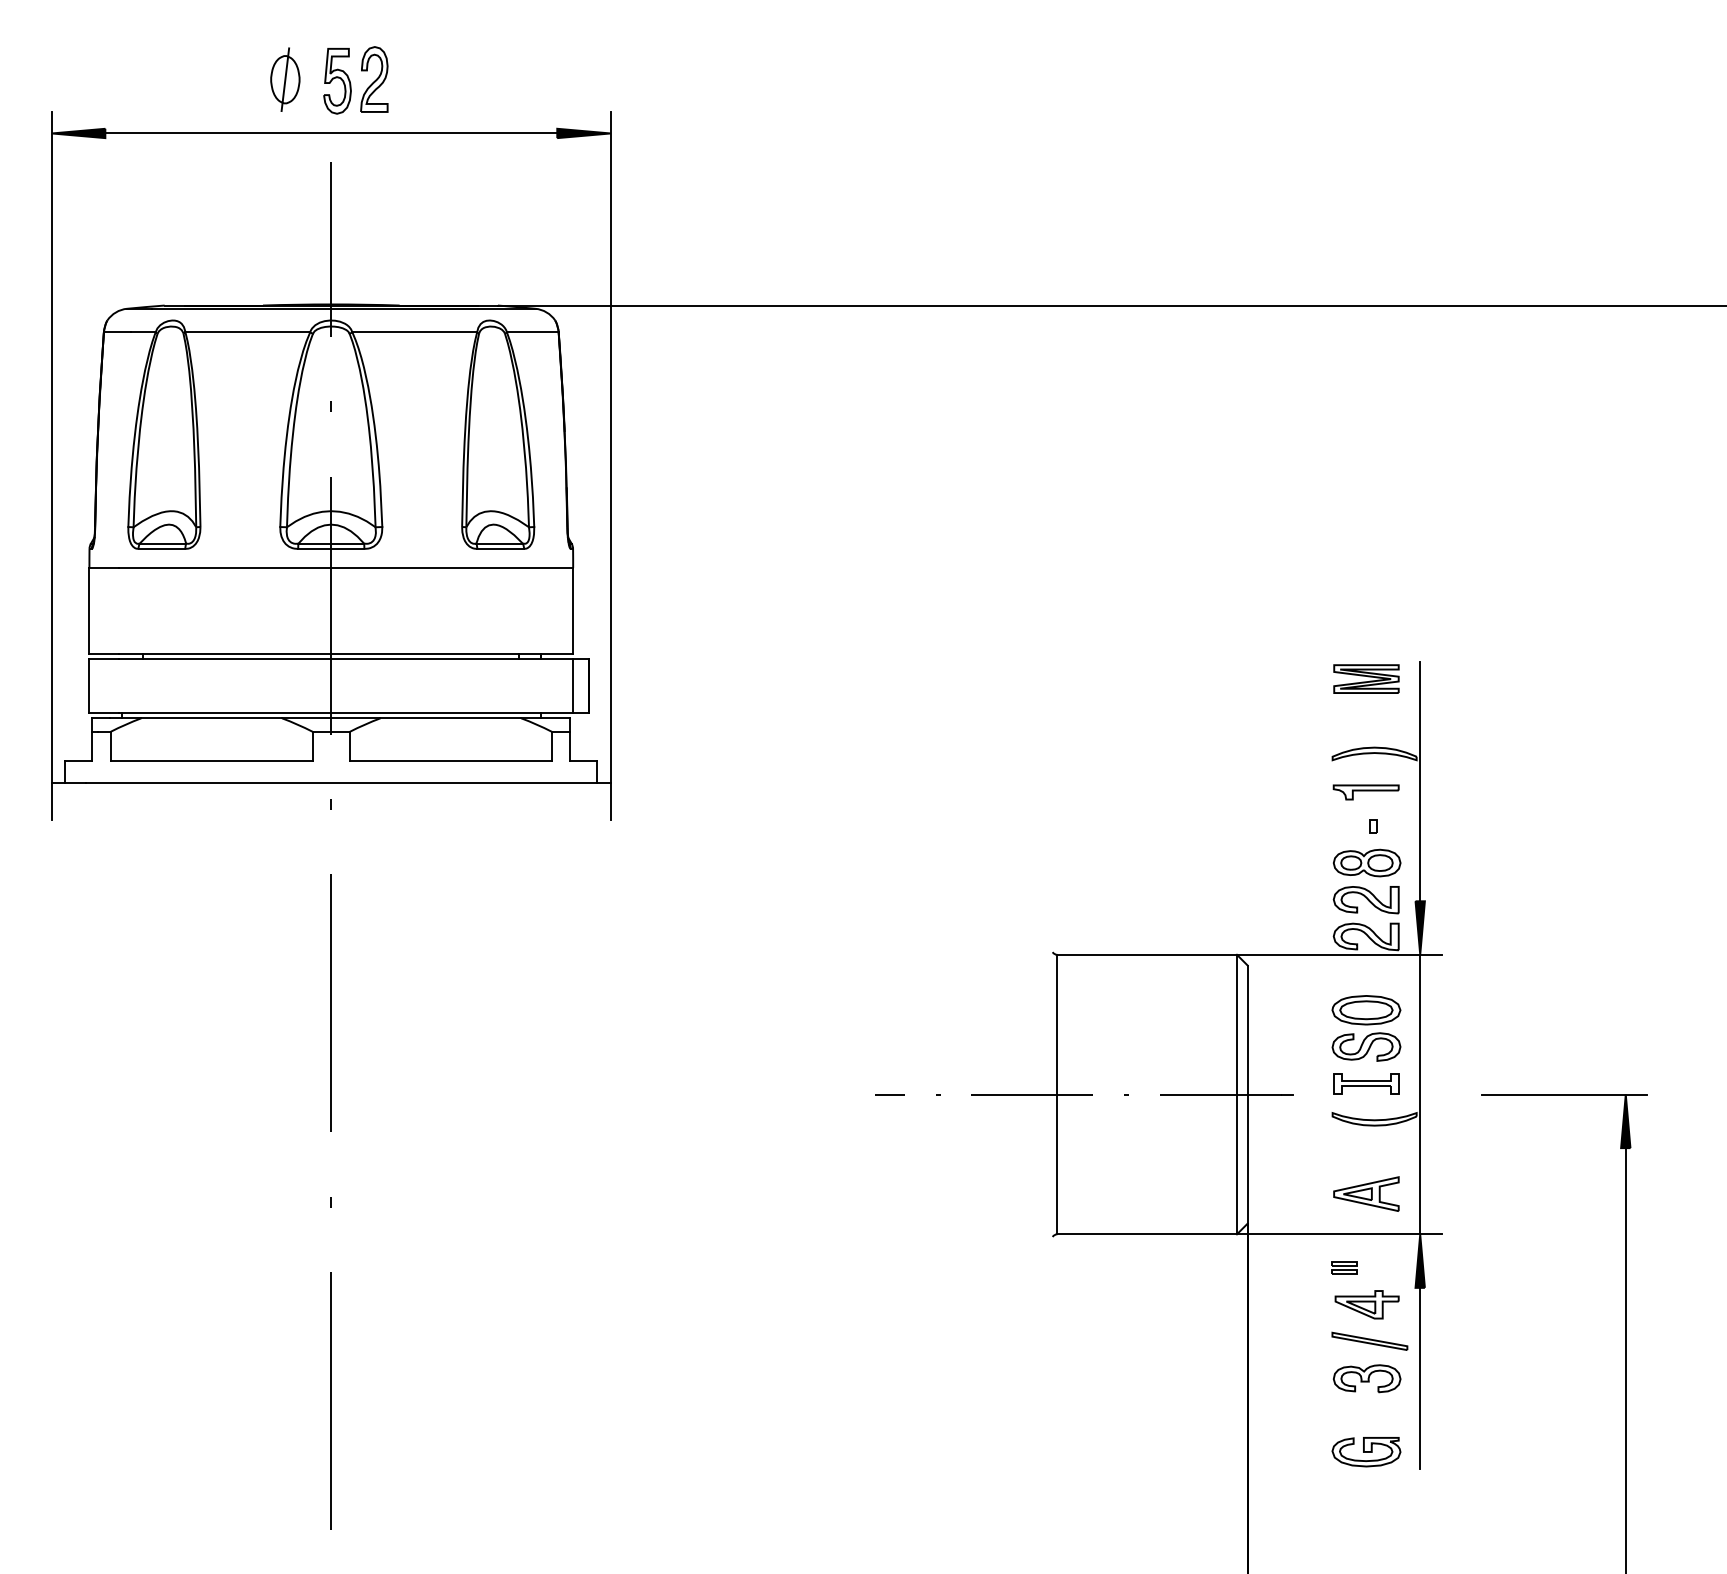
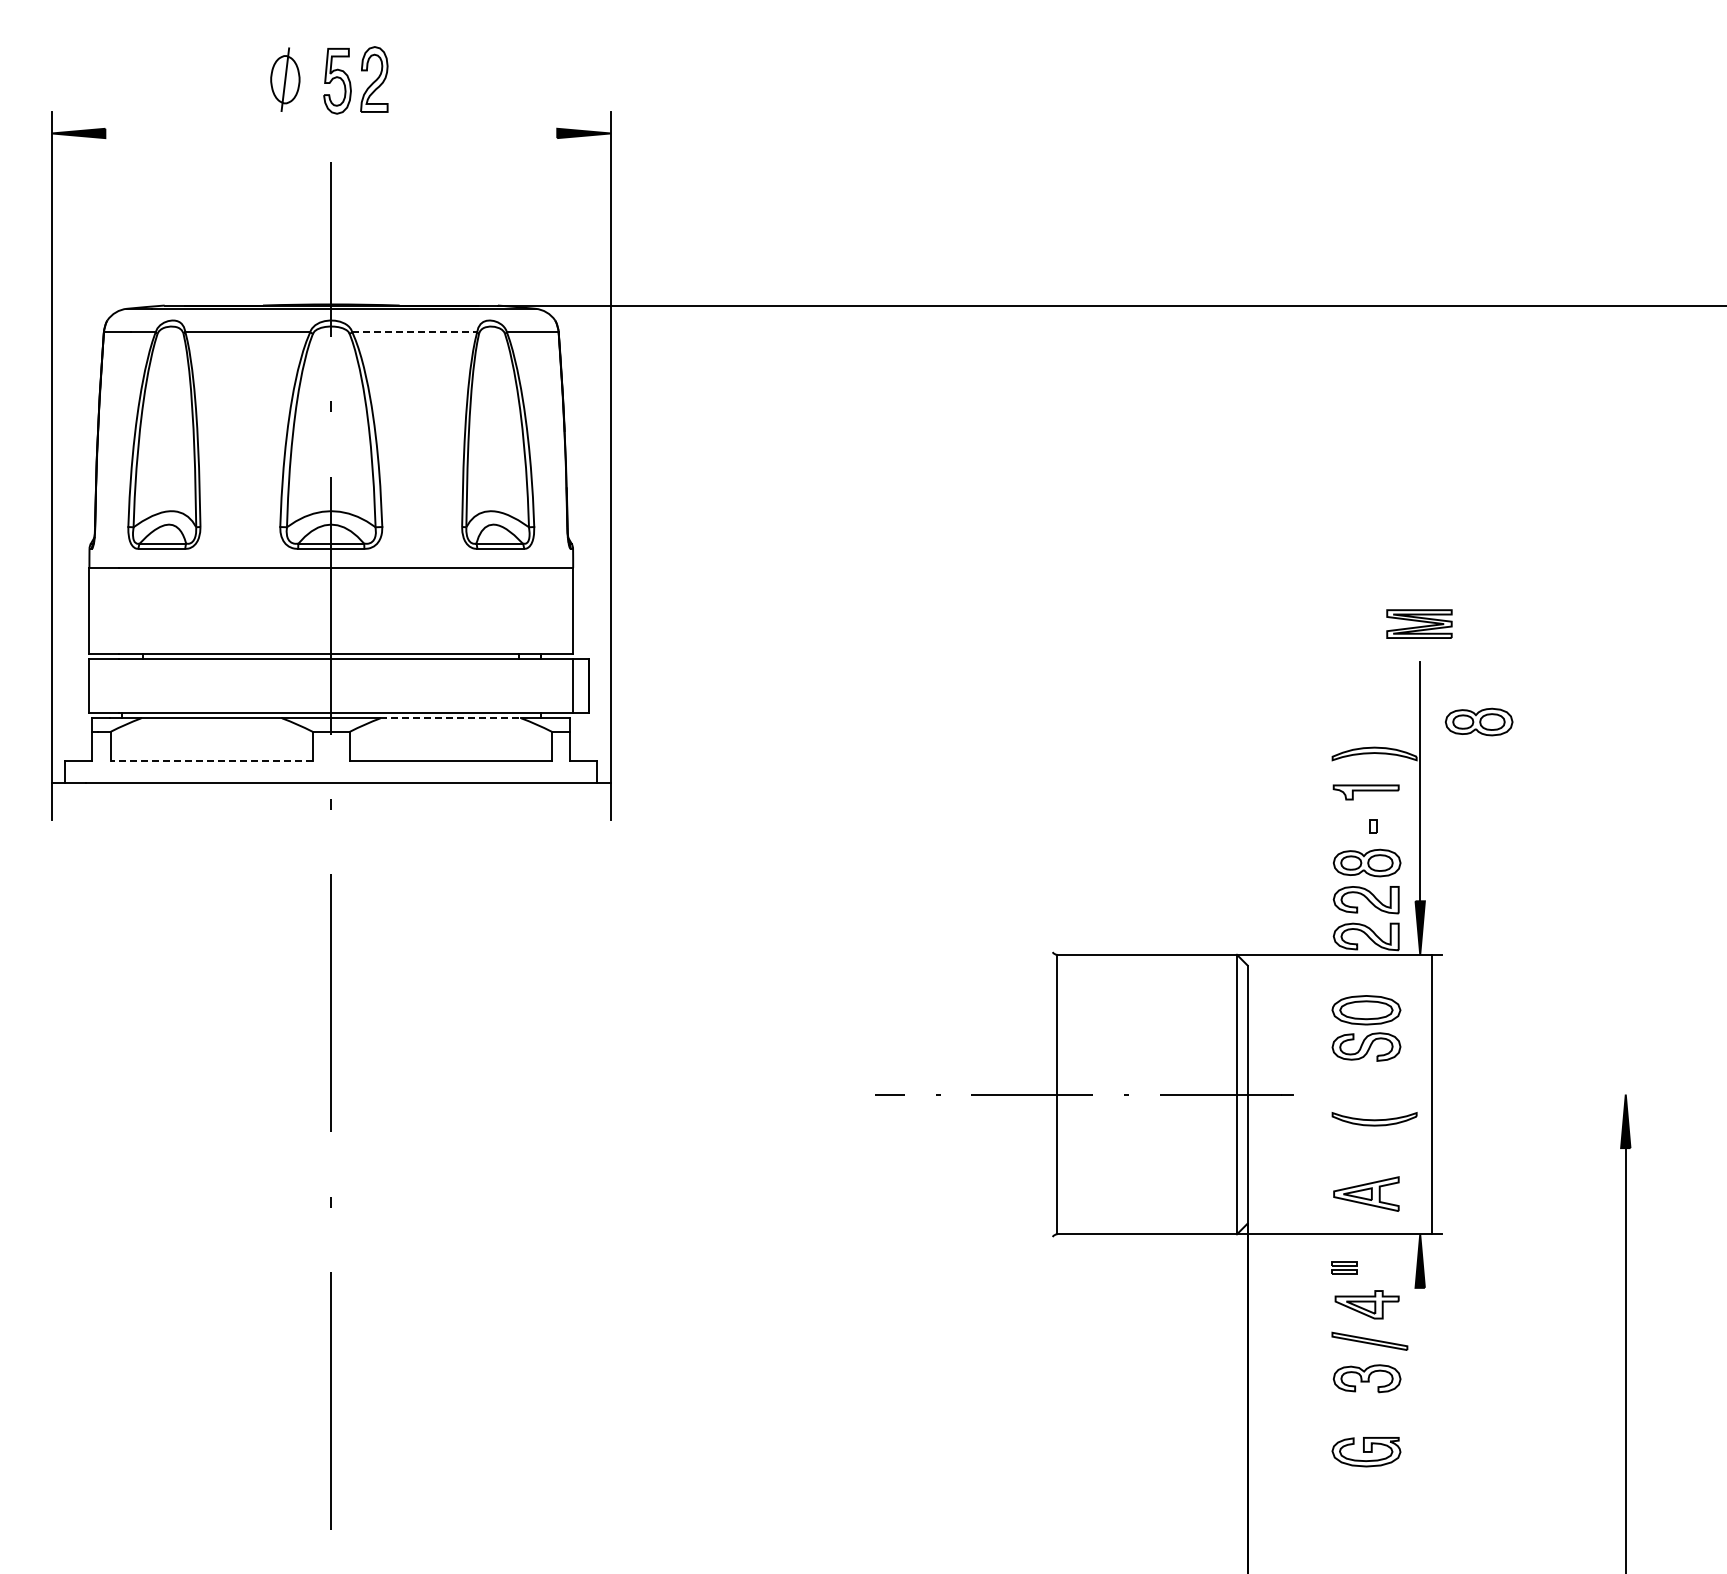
line: present -> none (331, 133)
line: solid -> dashed (415, 332)
part position: (1366, 678) -> (1419, 623) (1419, 623)
line: solid -> dashed (451, 718)
part: none -> present (1478, 721)
line: solid -> dashed (211, 761)
part: present -> none (1366, 1083)
line position: (1420, 1094) -> (1432, 1094) (1432, 1094)
line: present -> none (1564, 1094)
line: present -> none (1420, 1377)
